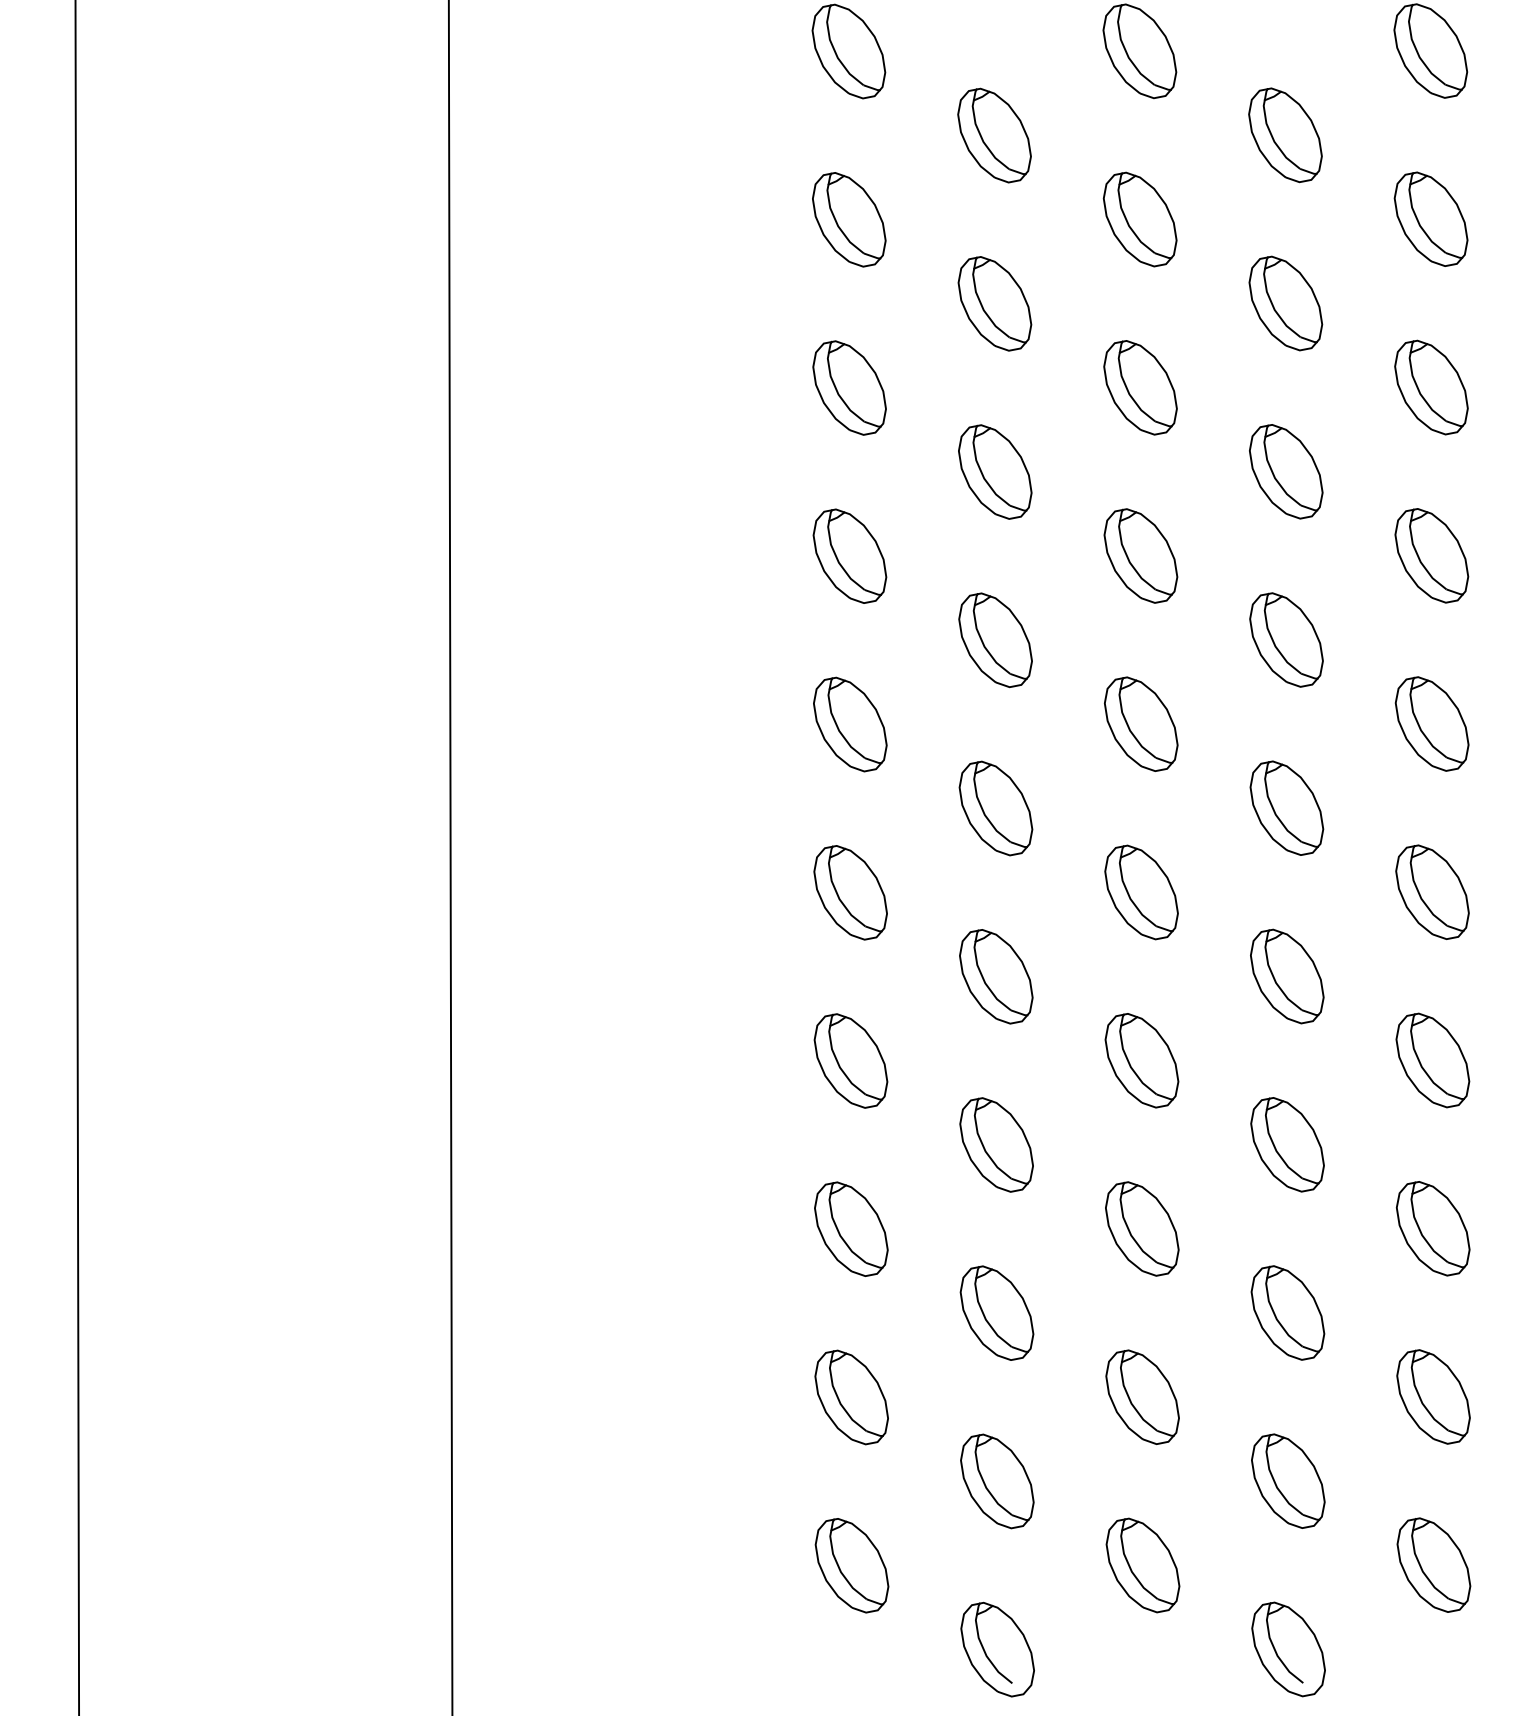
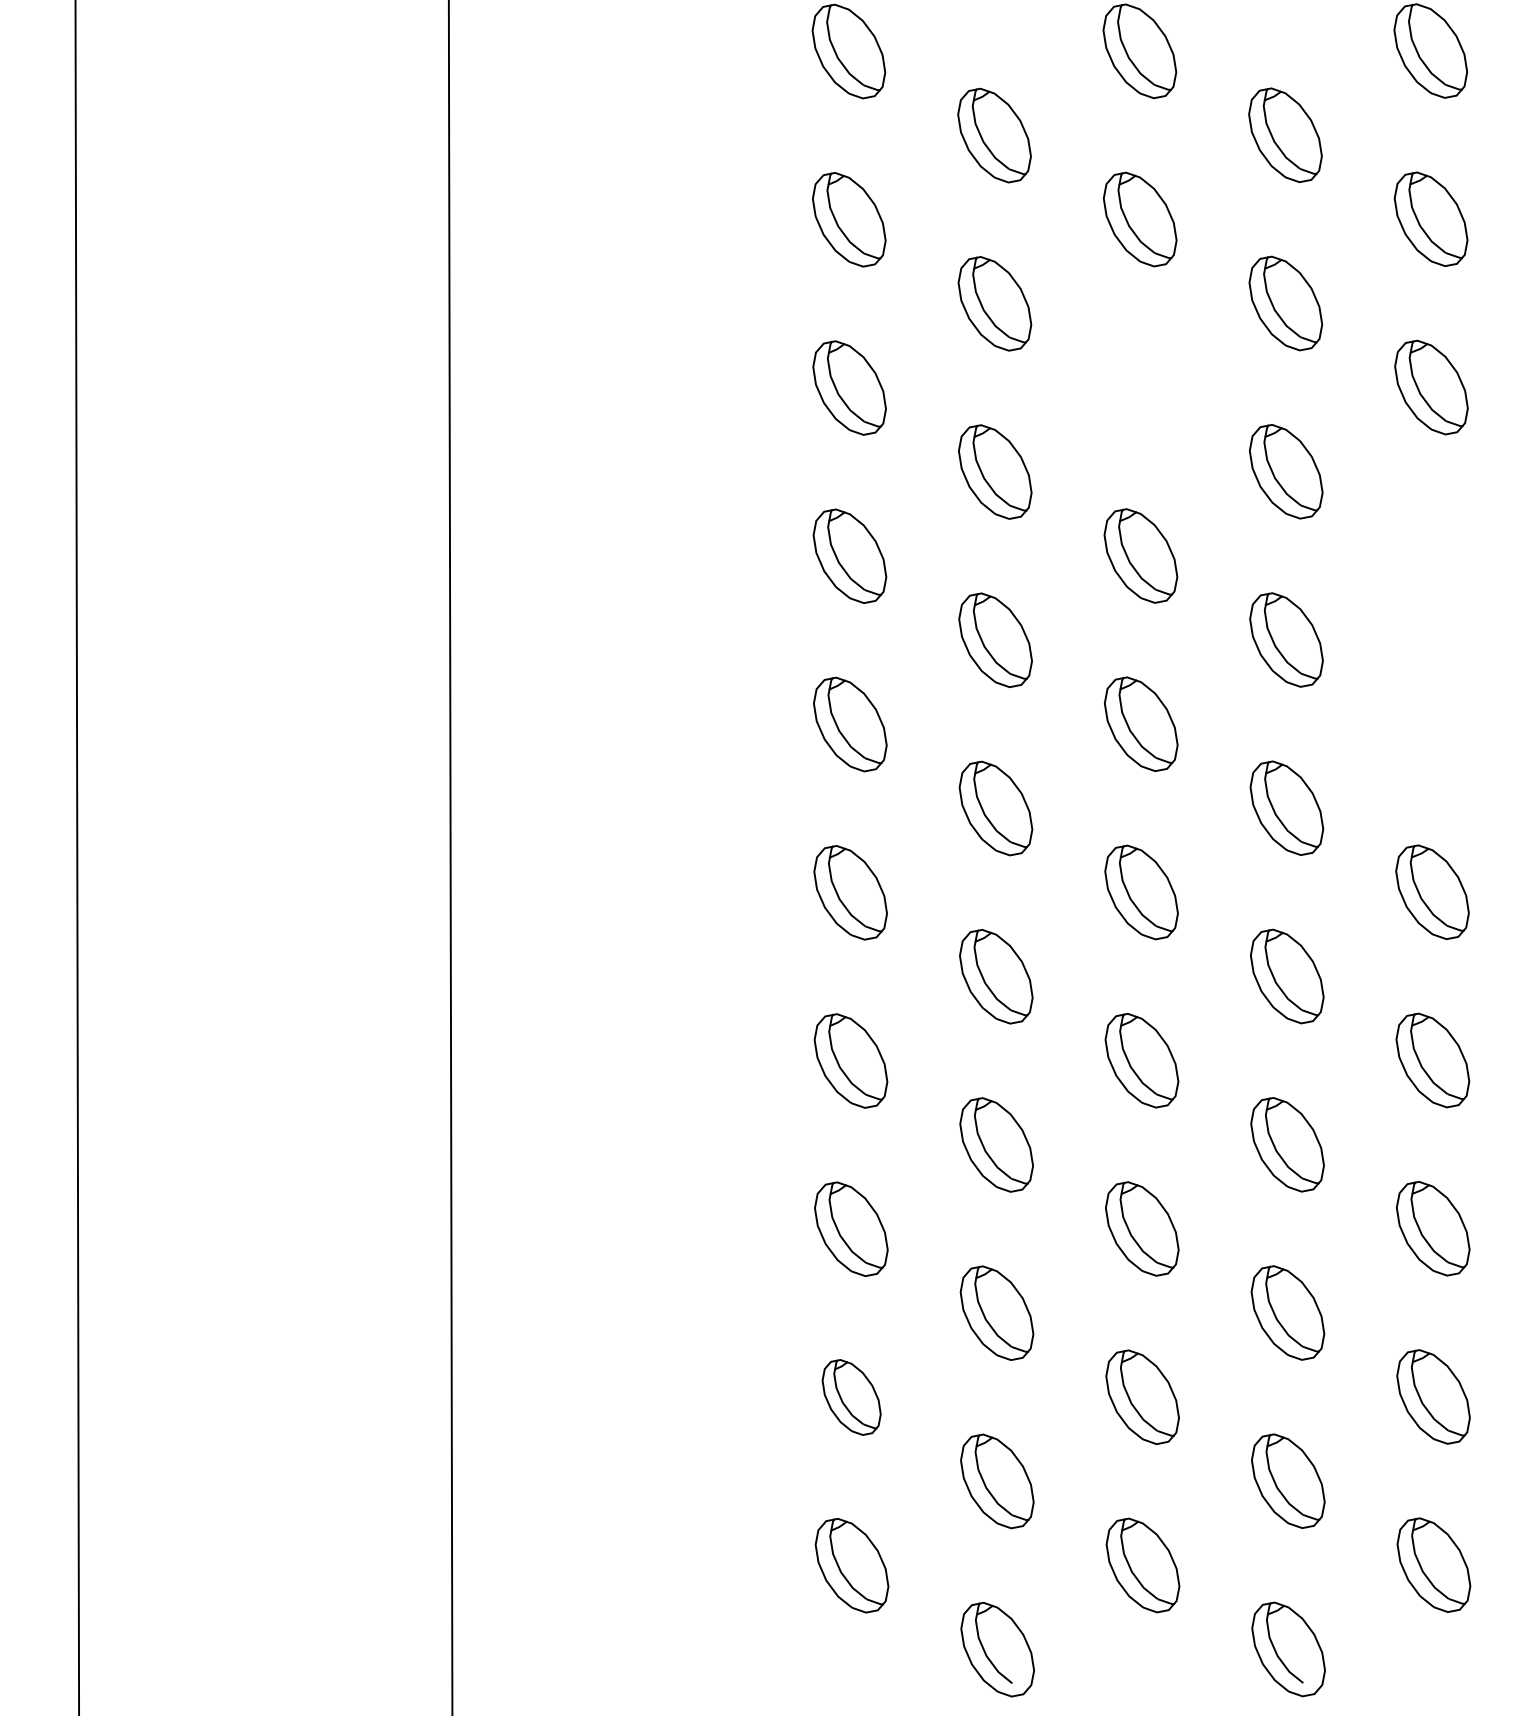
part: present -> none (1140, 387)
part: present -> none (1431, 555)
part: present -> none (1431, 723)
part size: 75x97 px -> 61x77 px (851, 1397)
